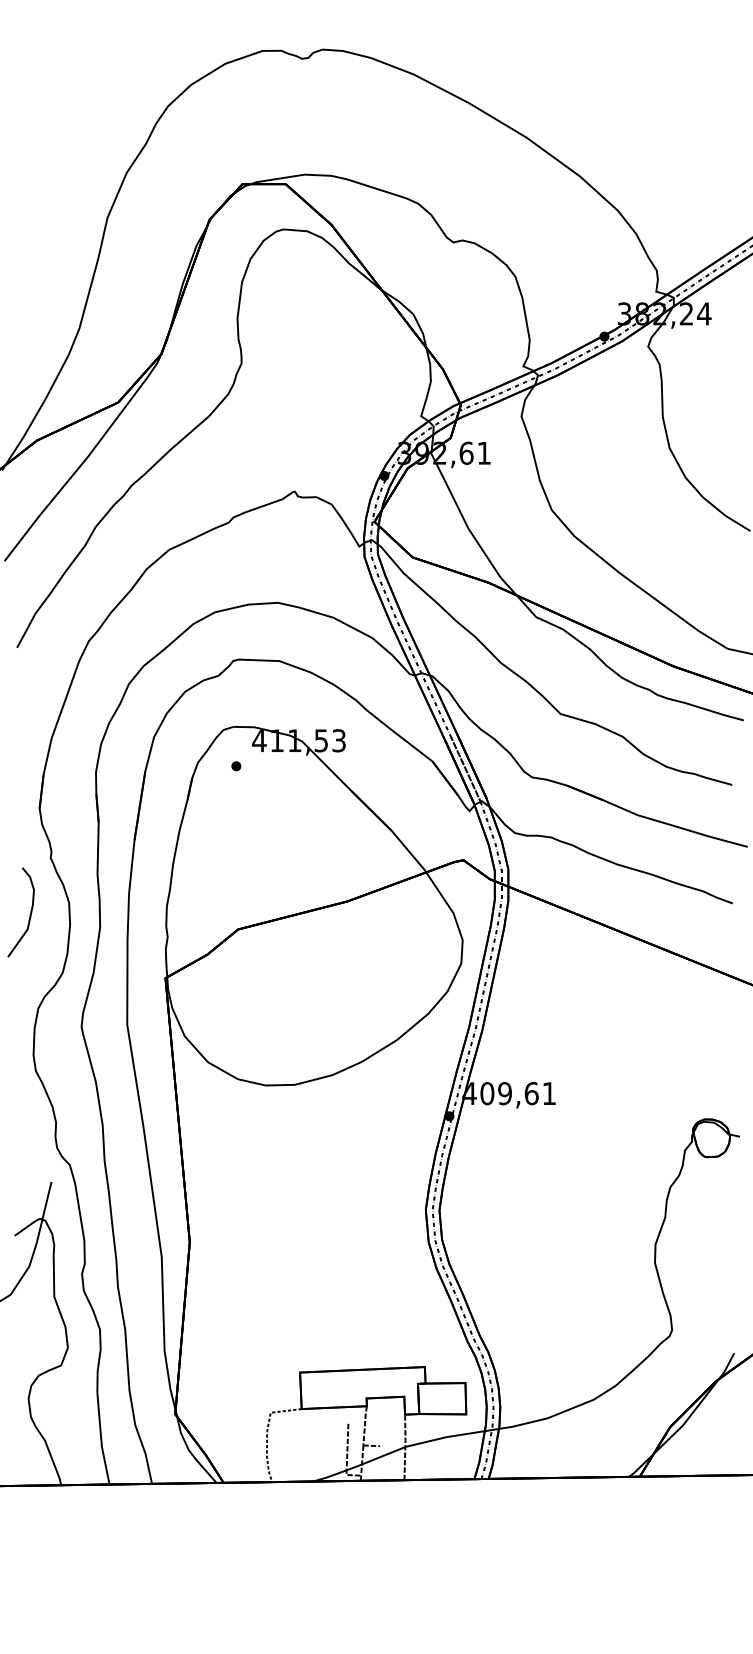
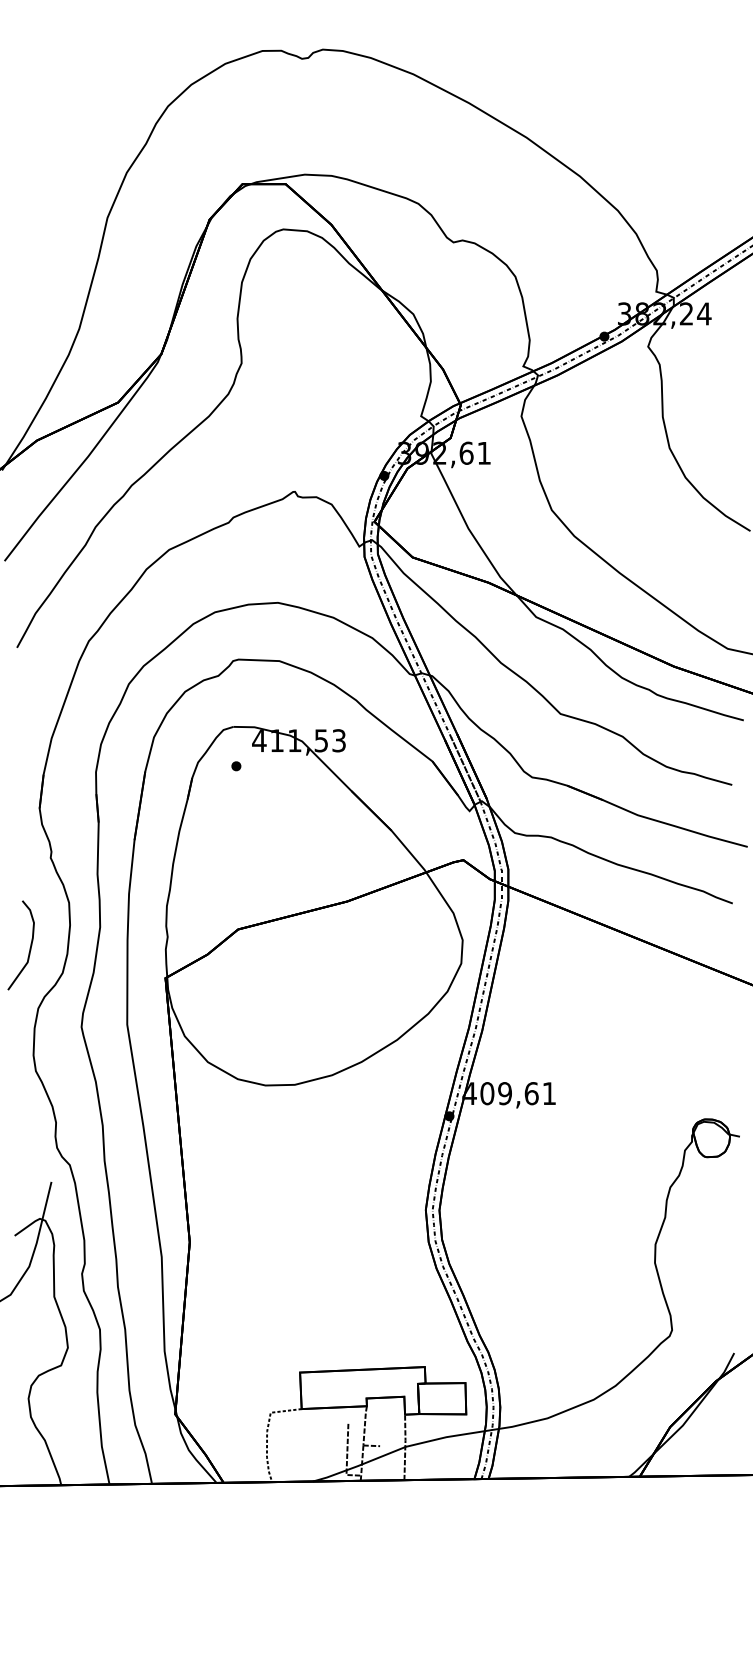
curve position: (29, 915) -> (29, 948) (29, 948)
